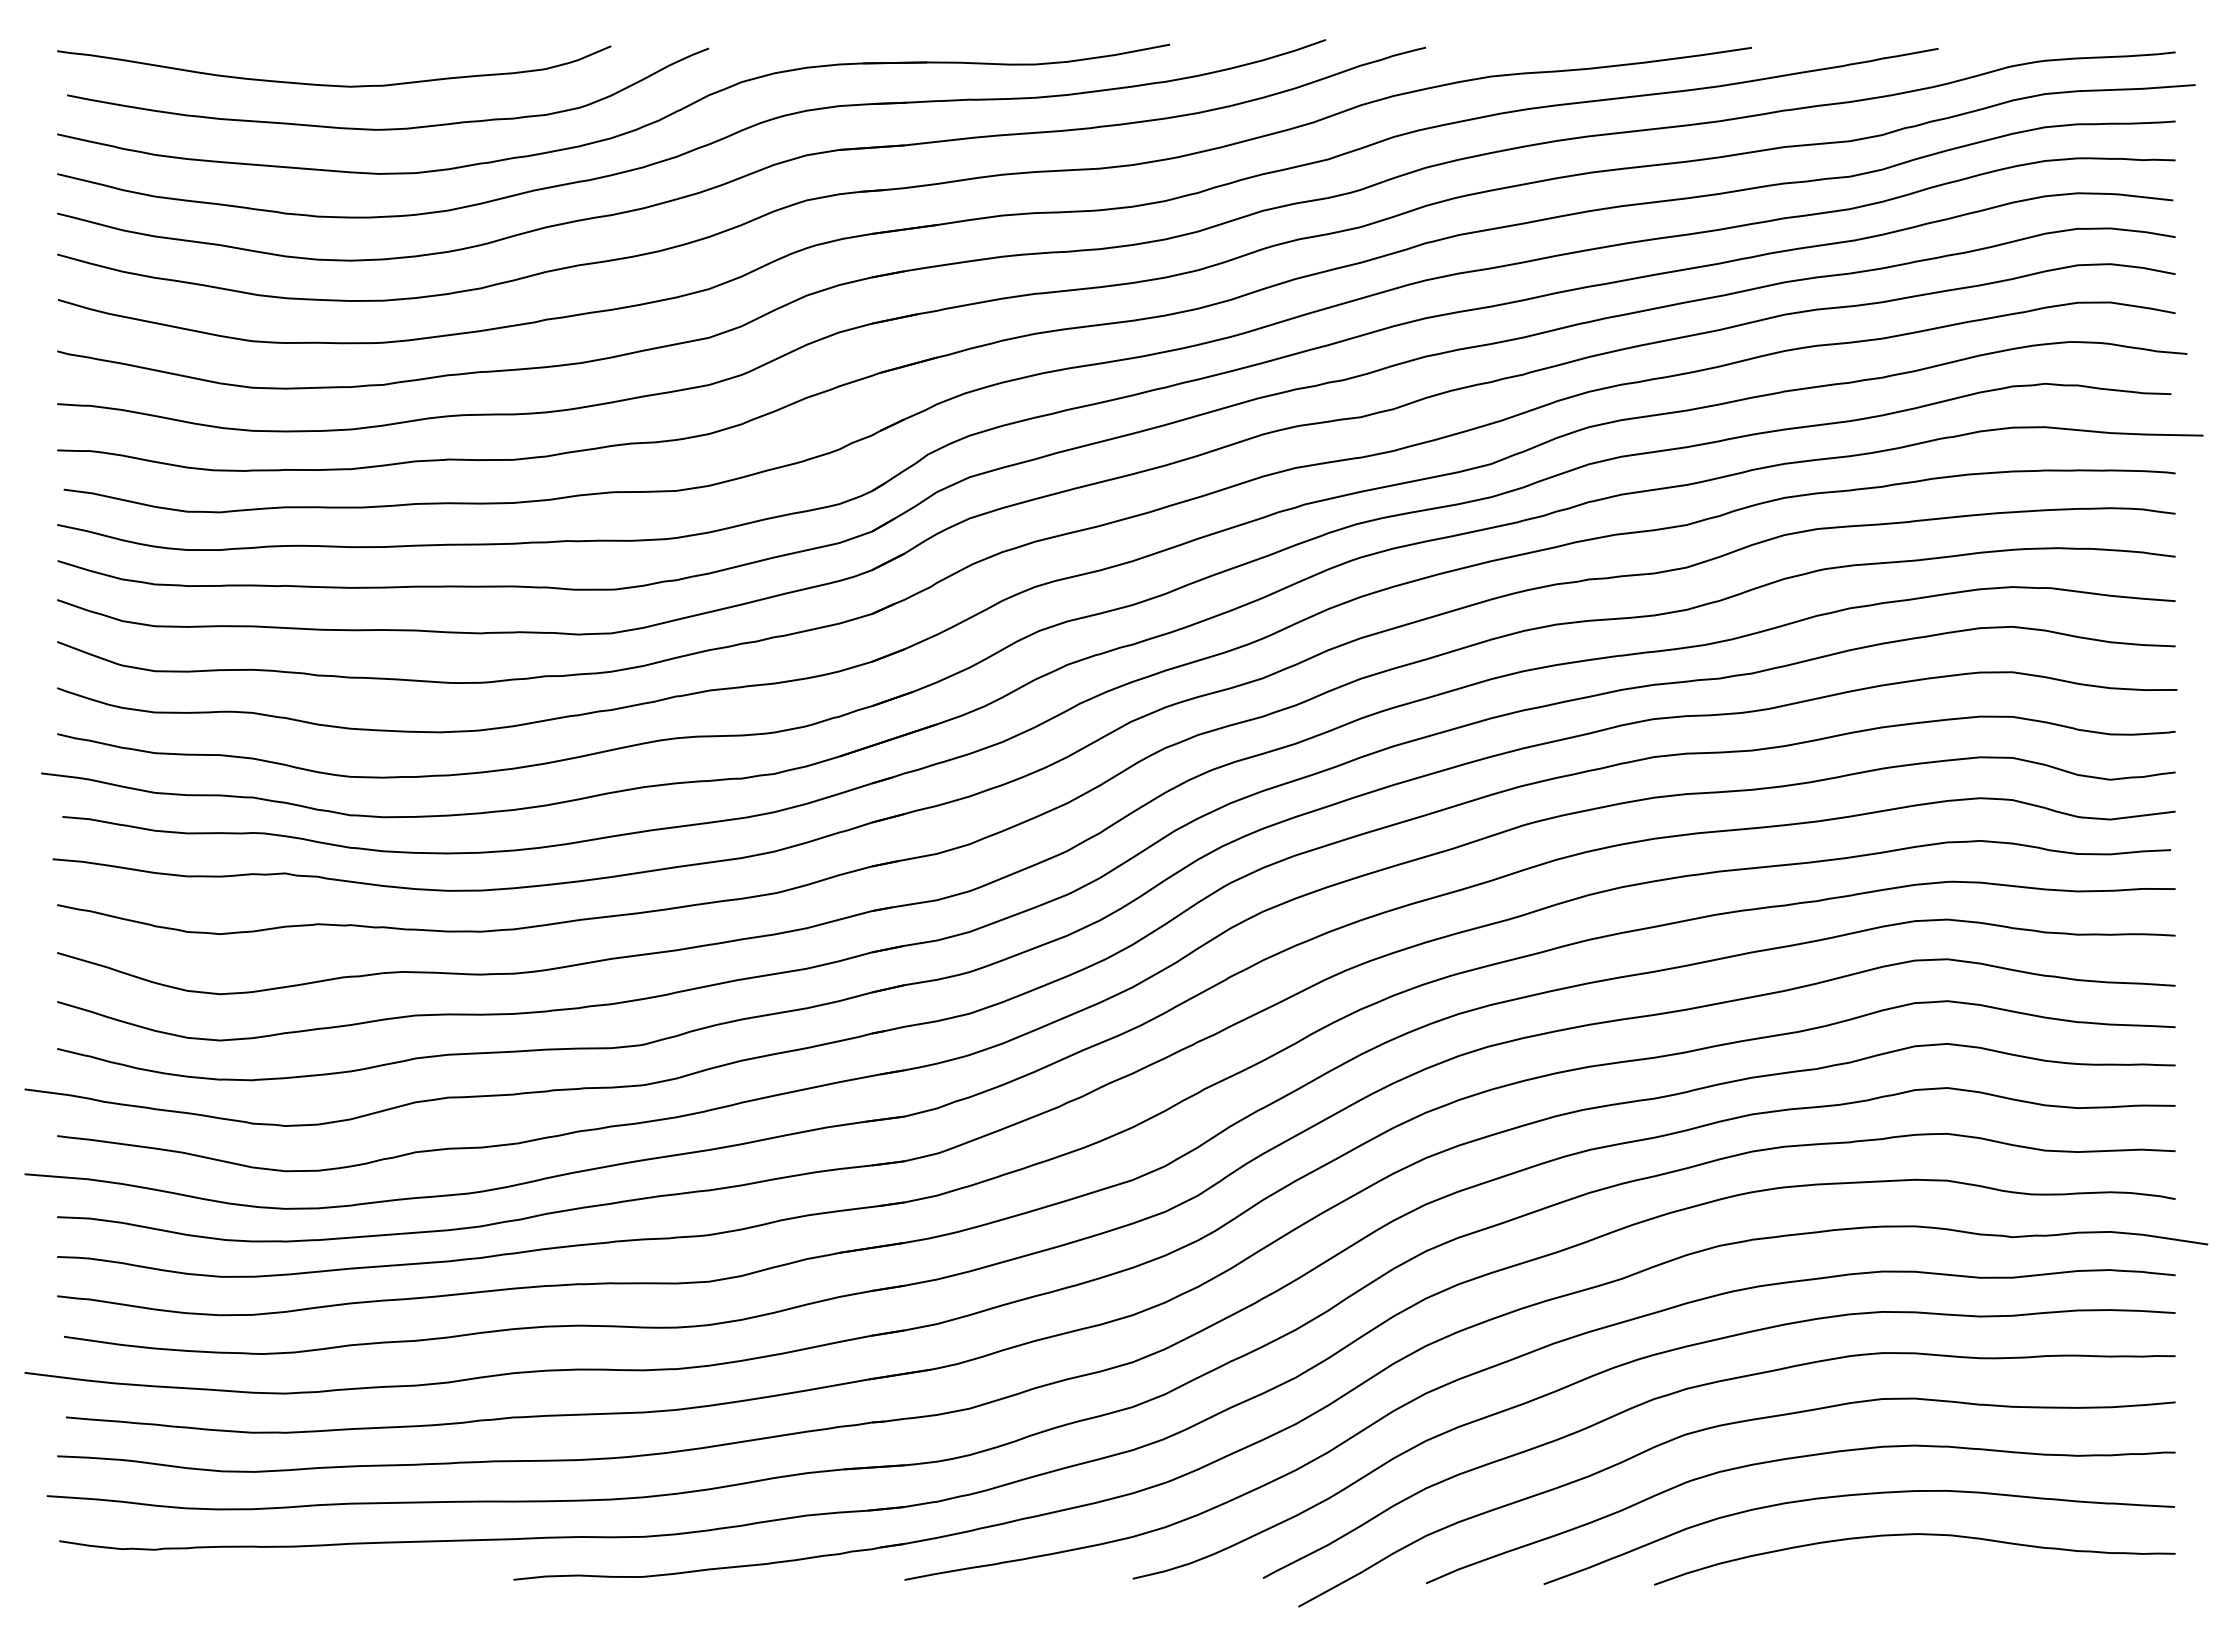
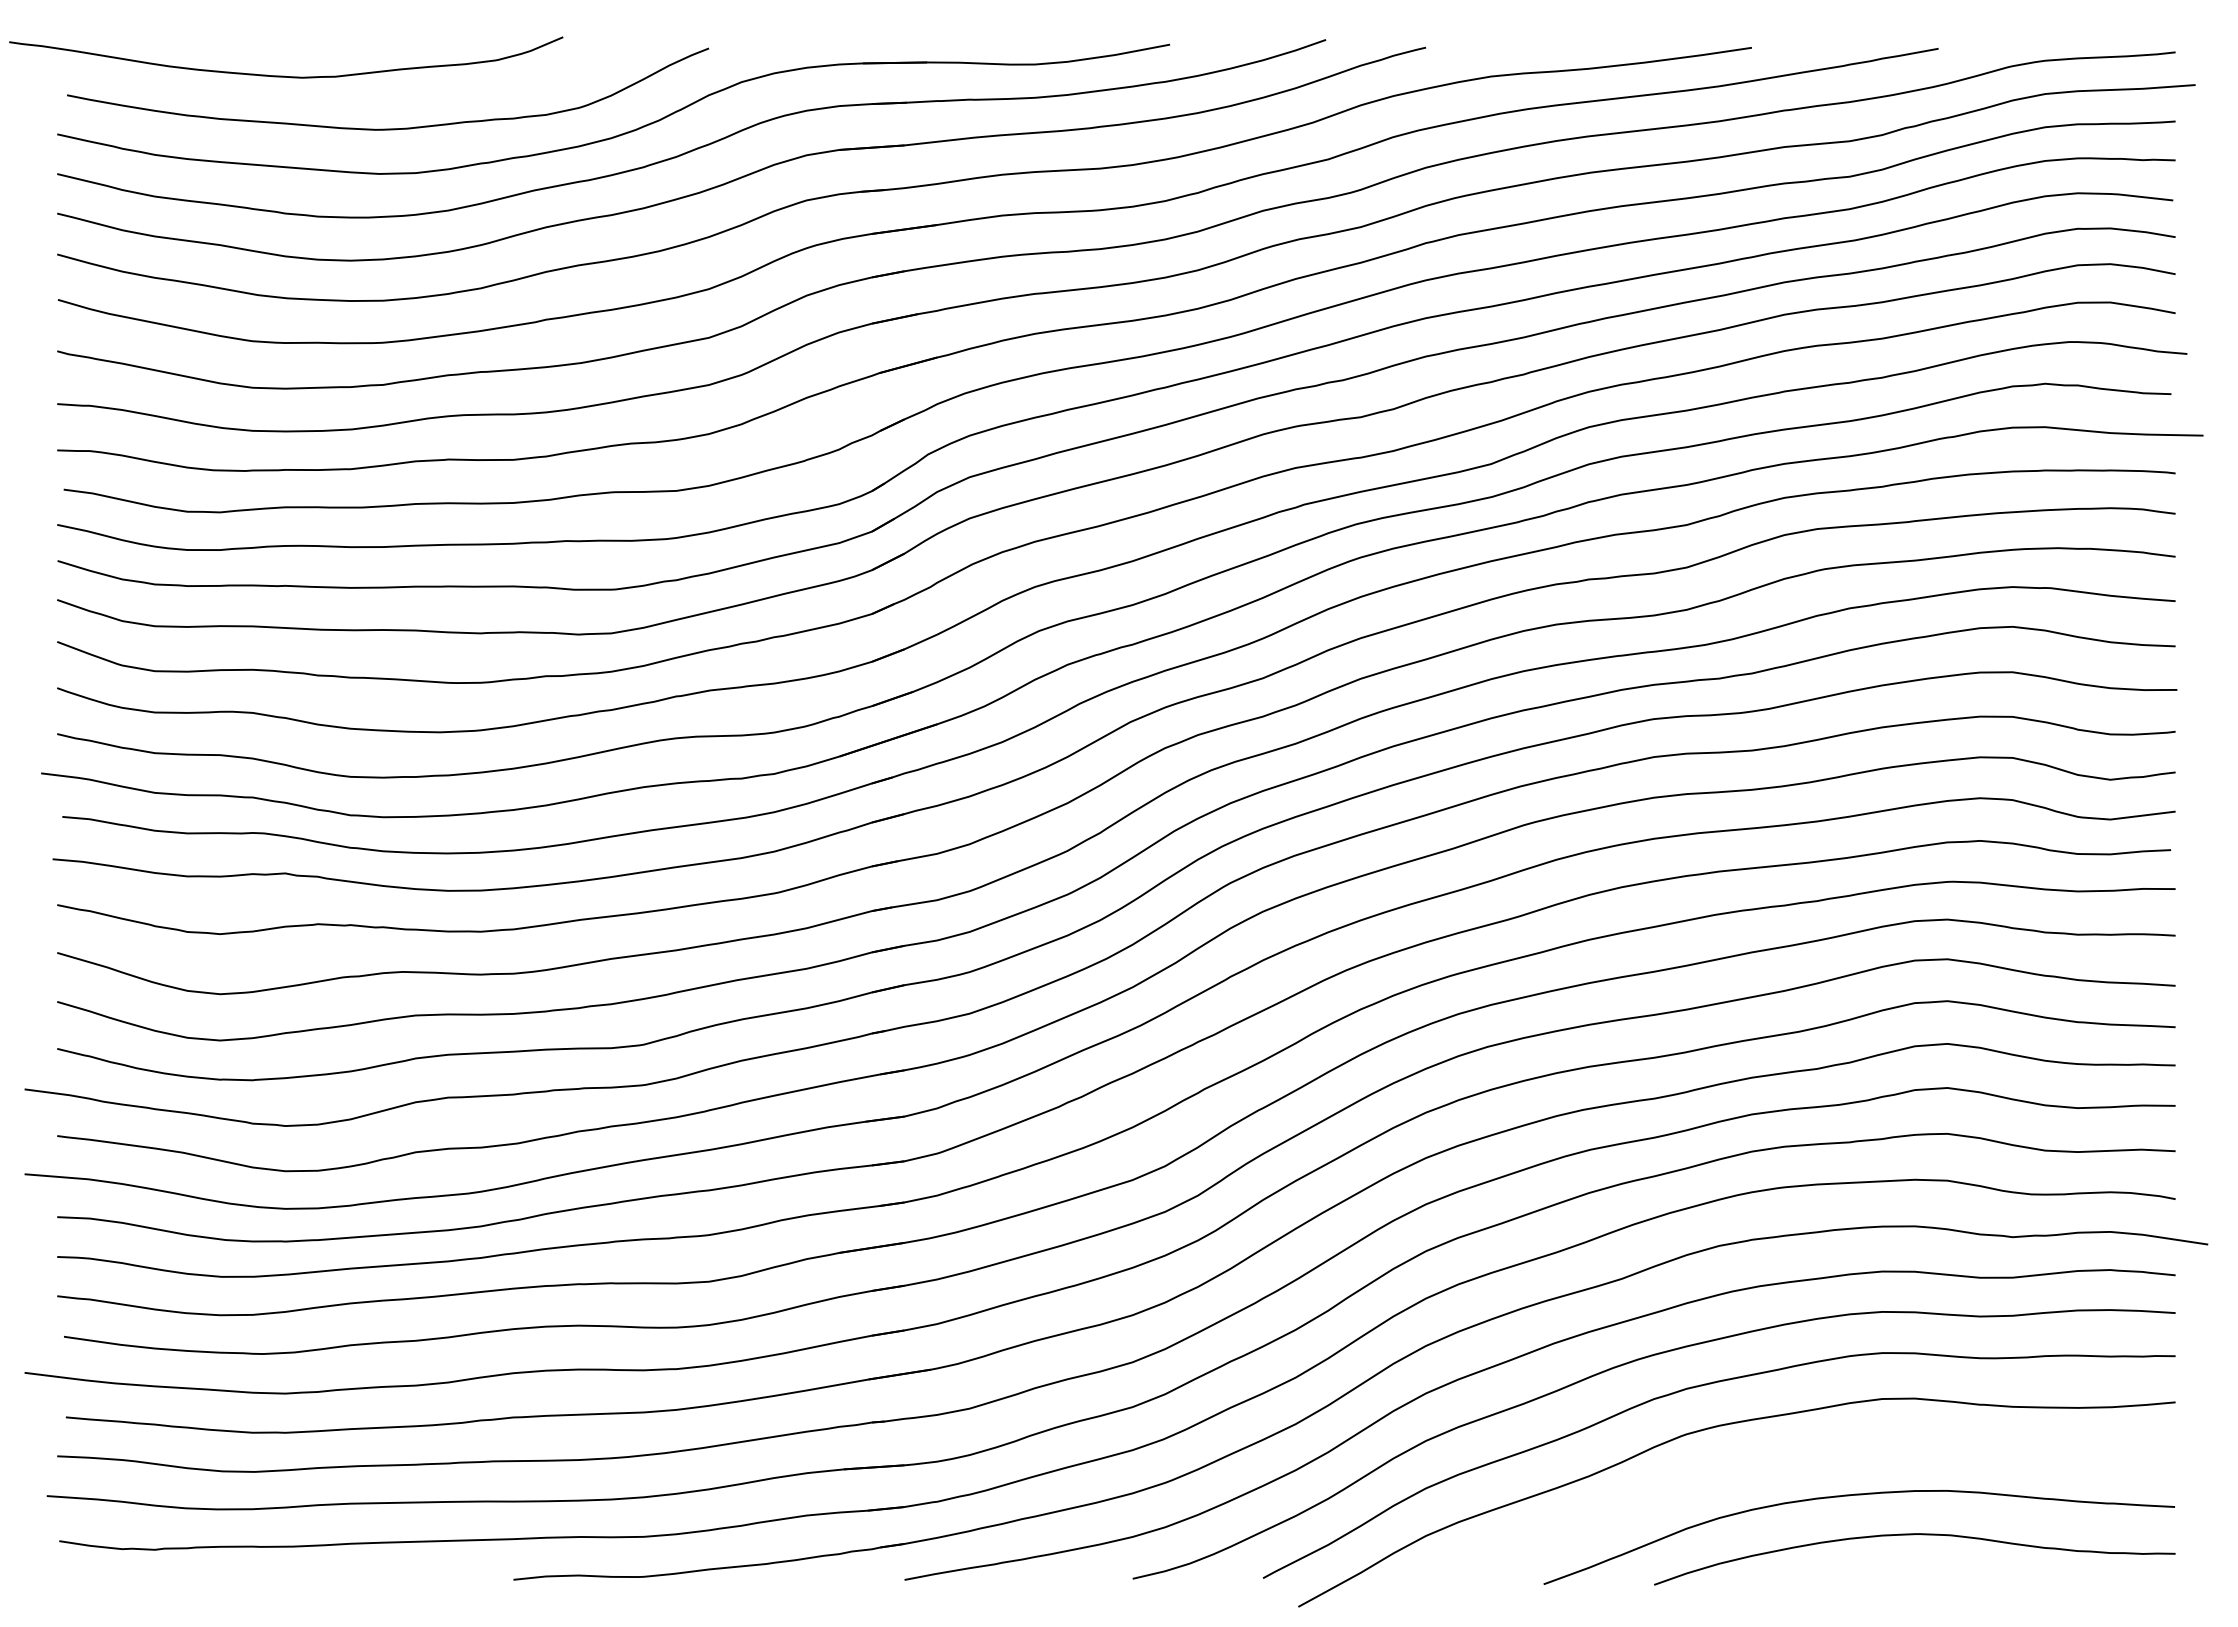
curve position: (332, 84) -> (284, 75) (284, 75)
curve: present -> none (1791, 1459)
